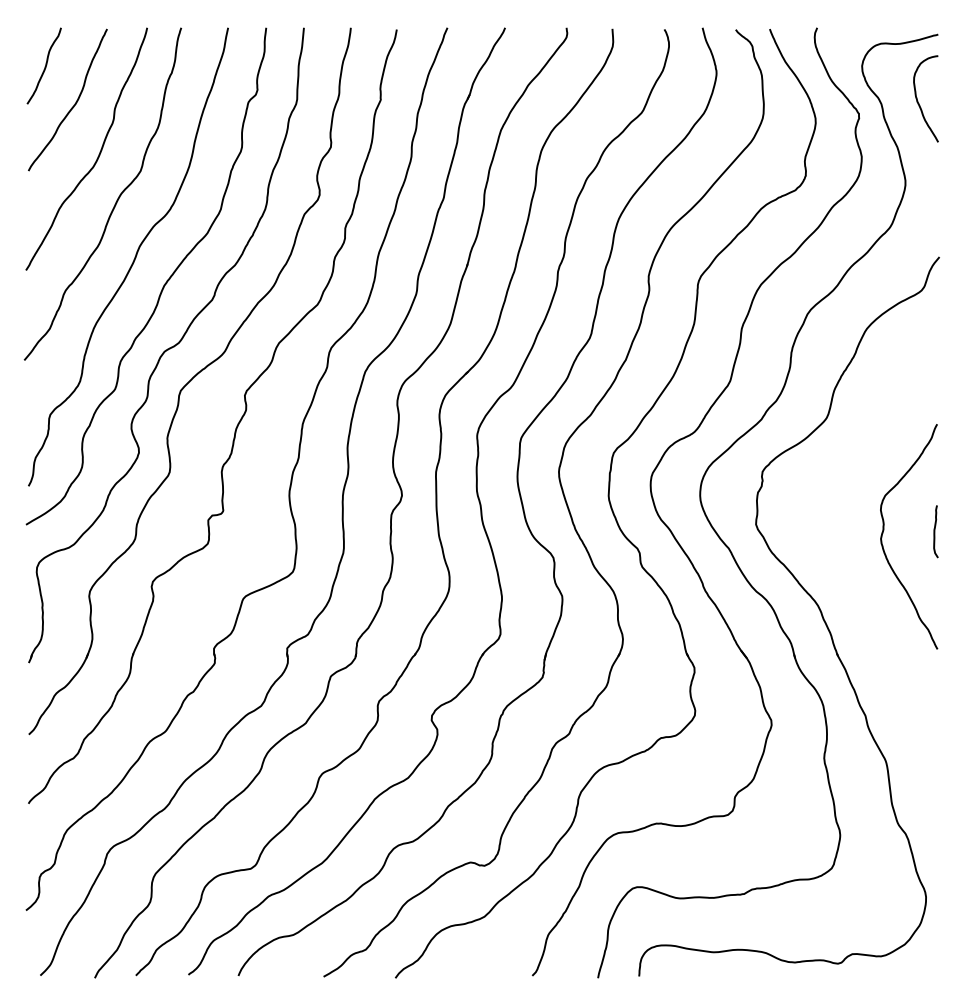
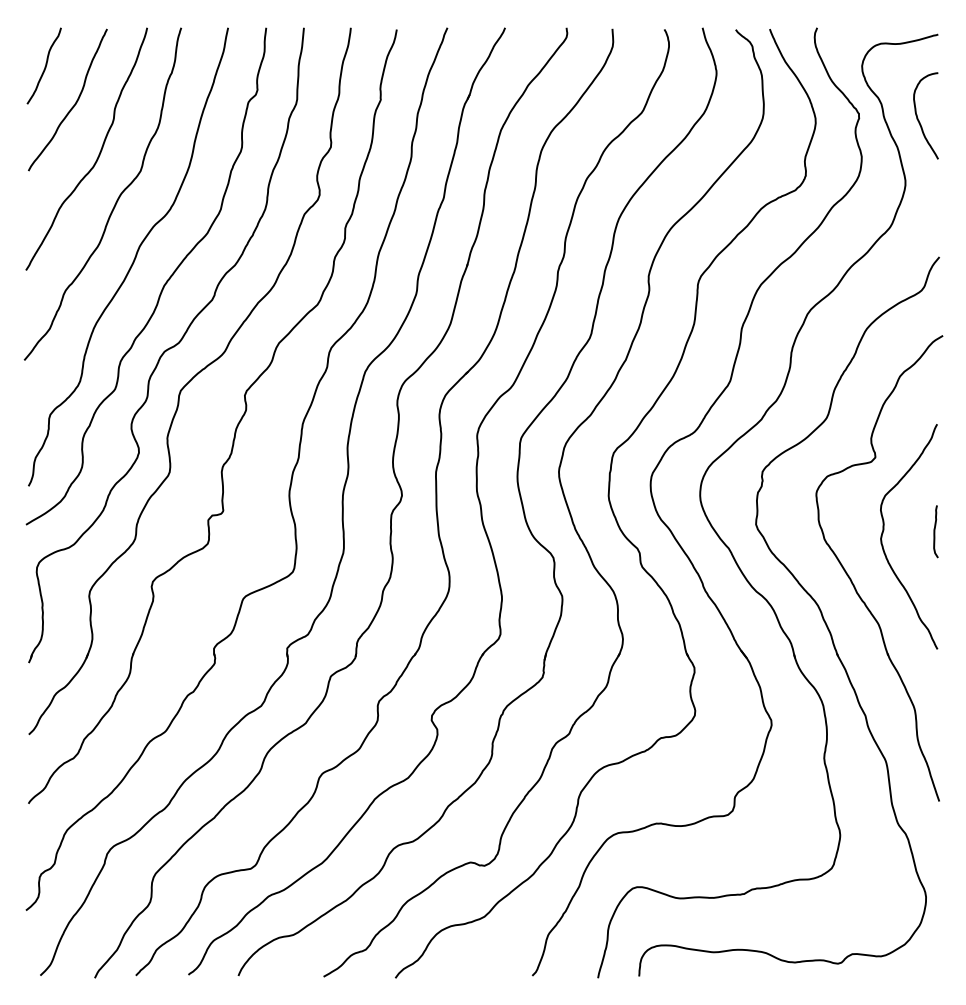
curve position: (918, 101) -> (918, 118) (918, 118)
part: none -> present (854, 584)
